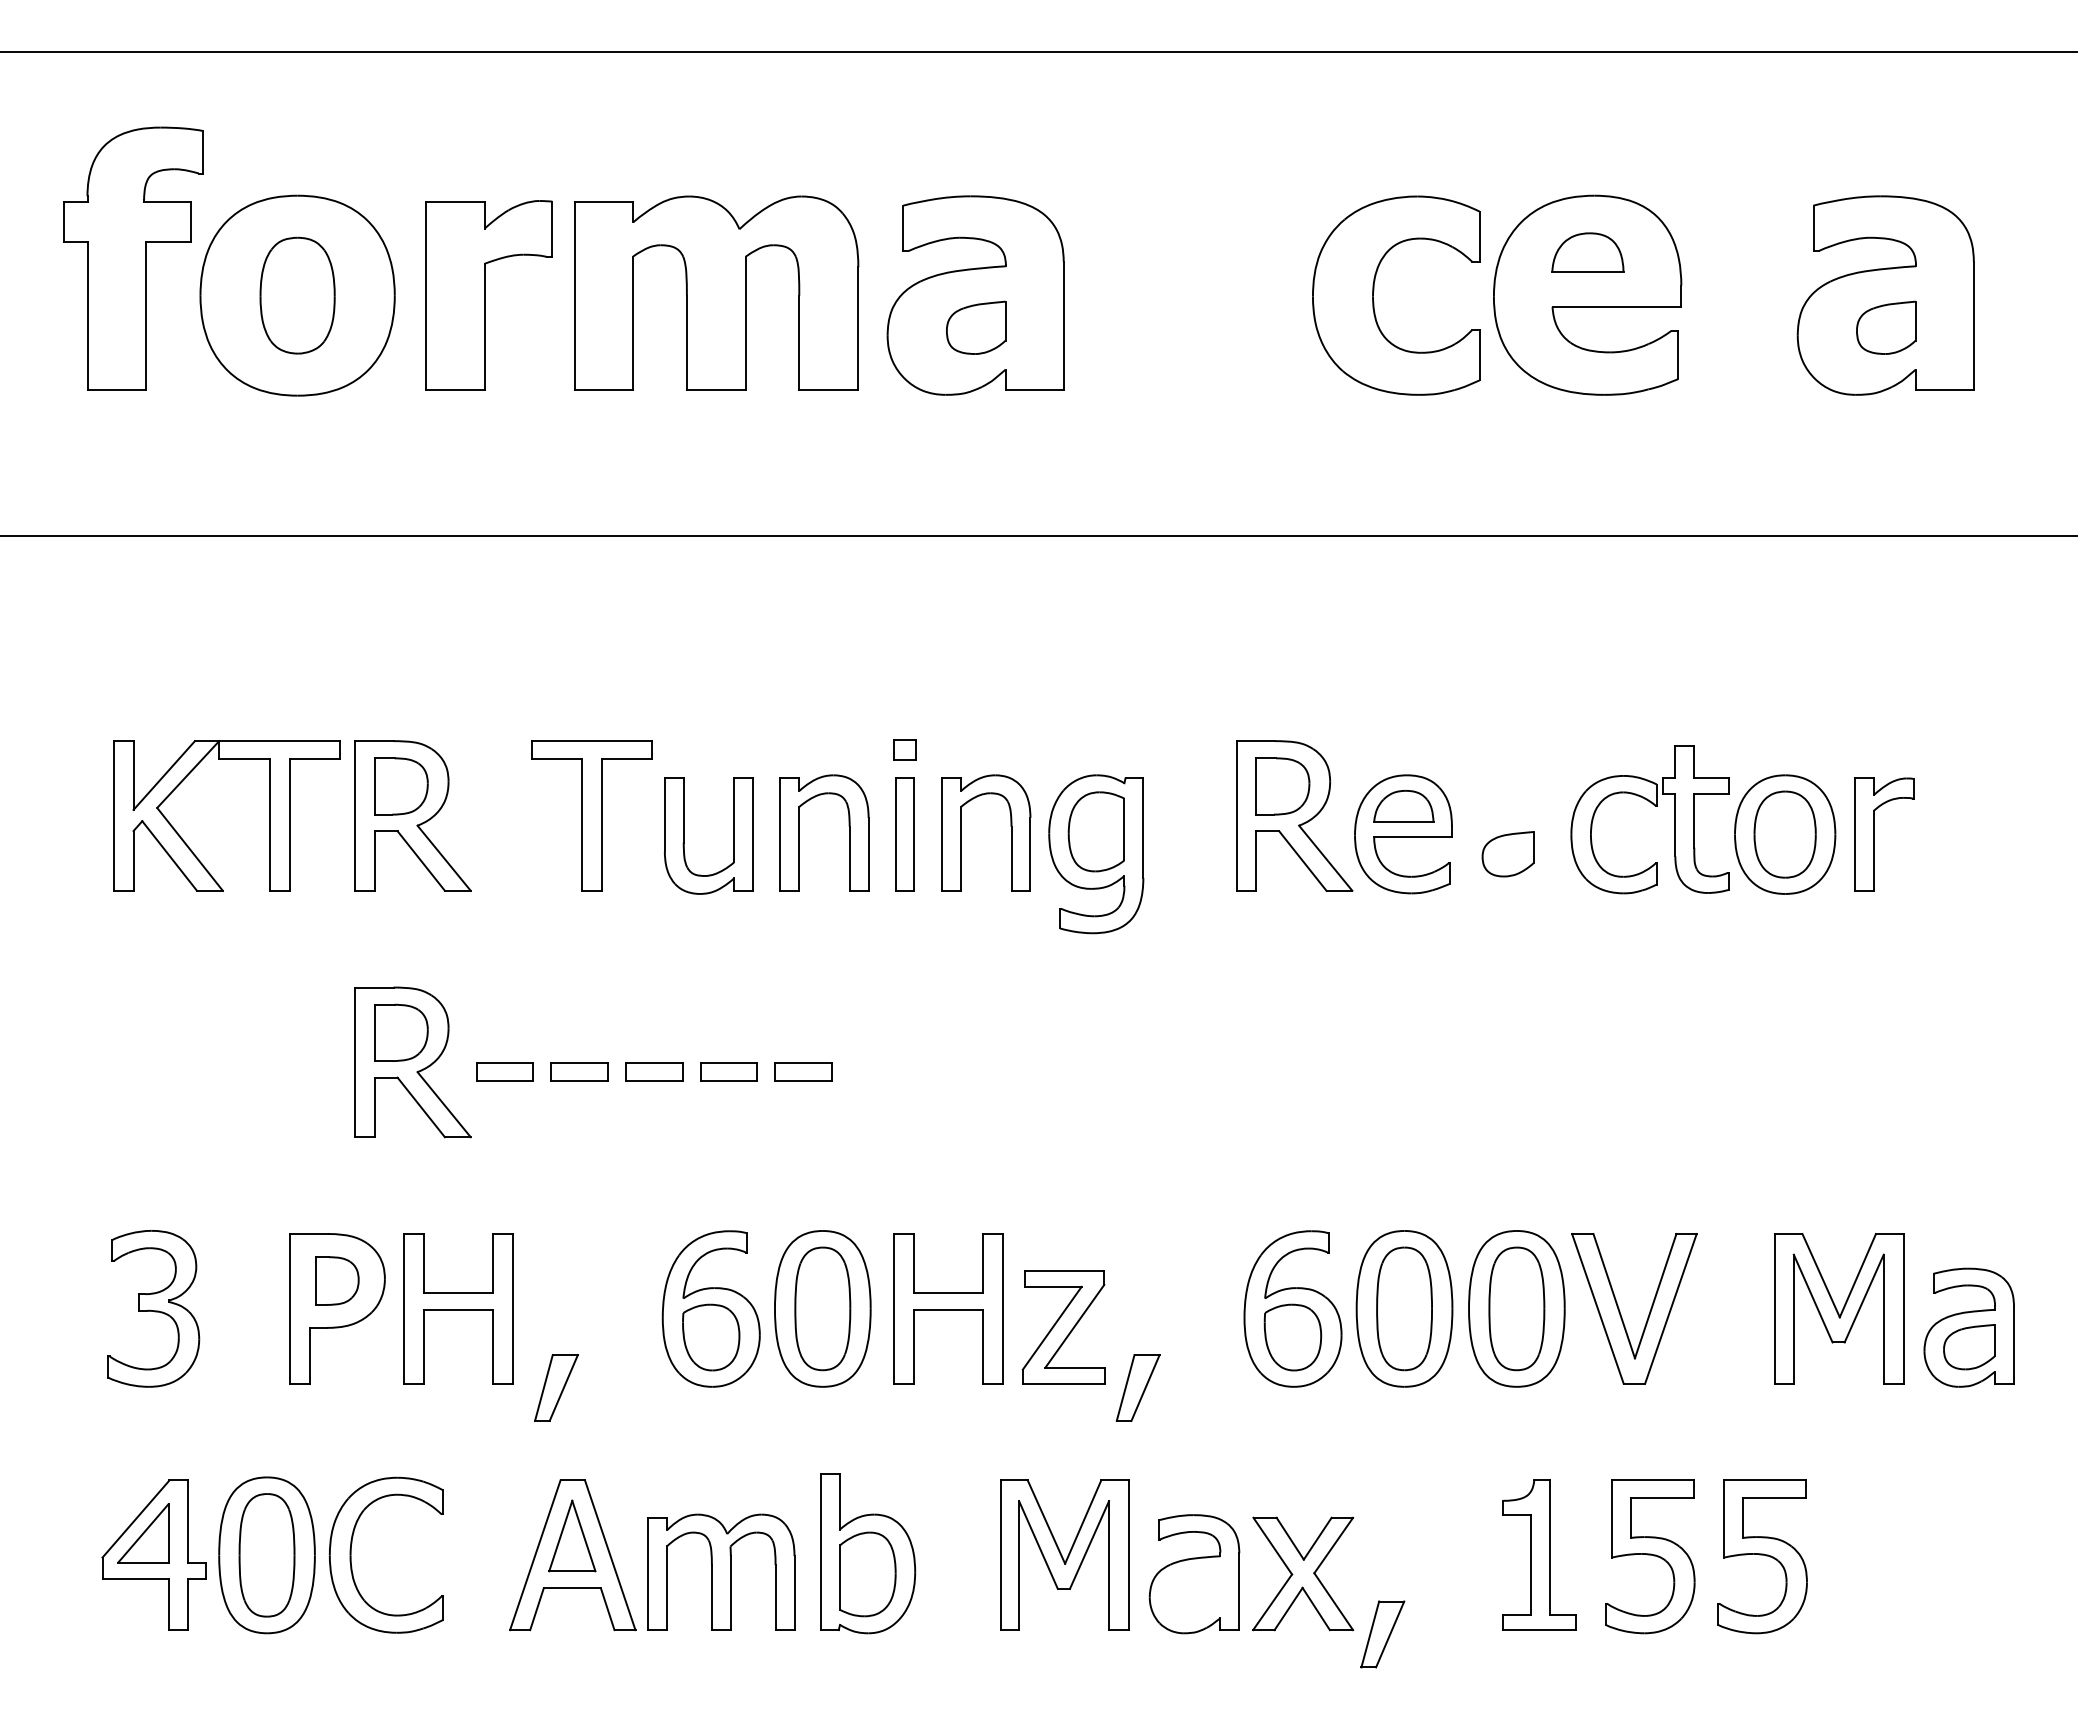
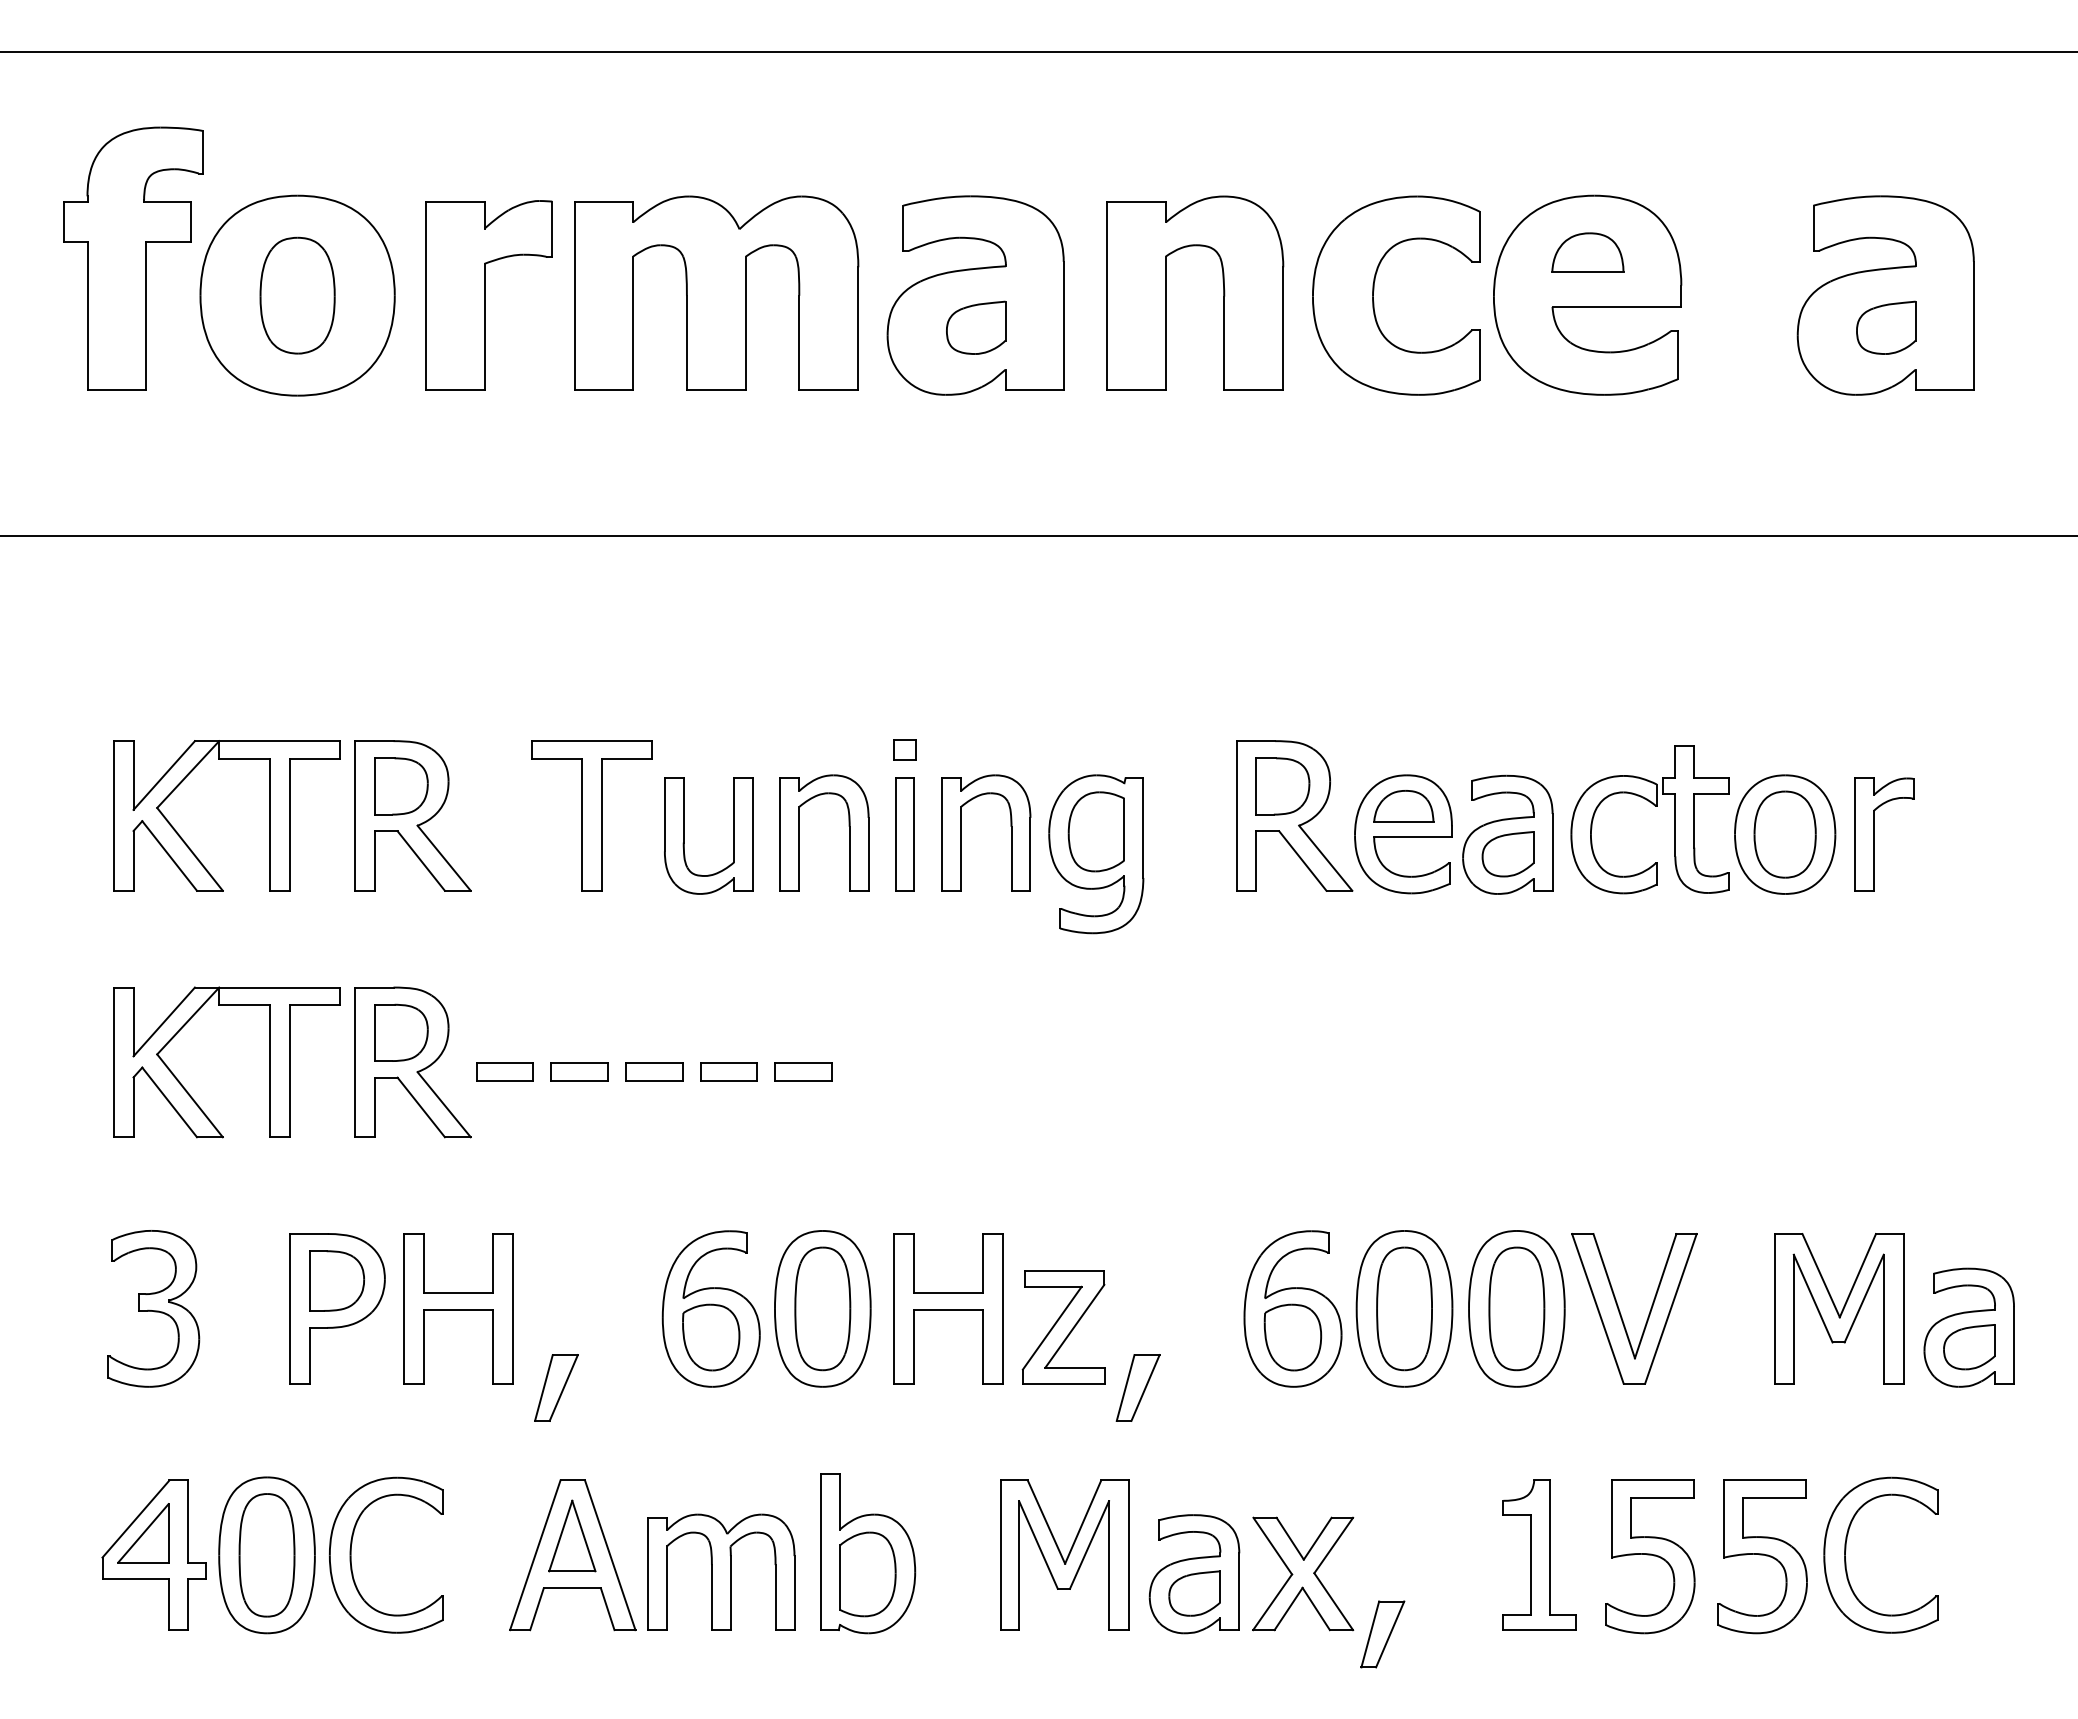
part: none -> present (1223, 292)
part: none -> present (1507, 834)
part: none -> present (269, 1062)
part size: 45x50 px -> 56x62 px (336, 1280)
part: none -> present (1846, 1550)
part: none -> present (1194, 1593)
